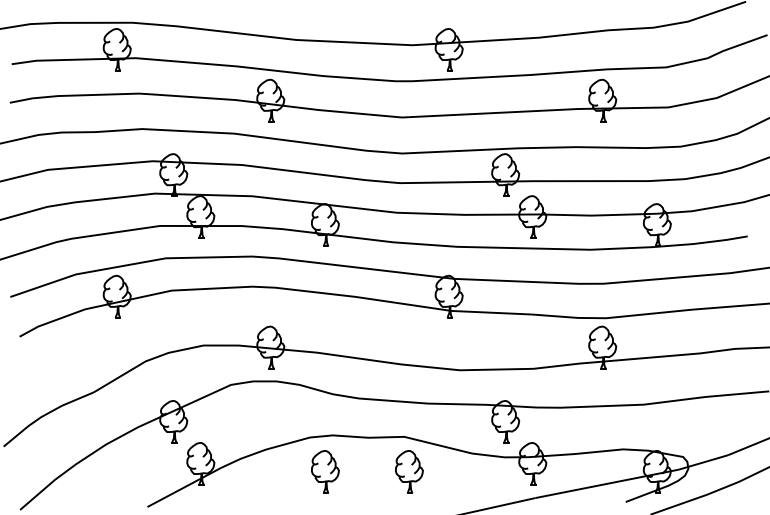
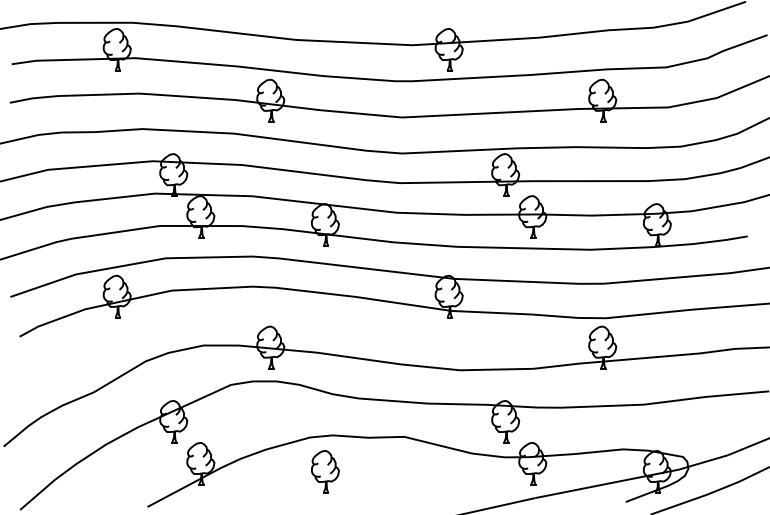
part: present -> none (409, 471)
